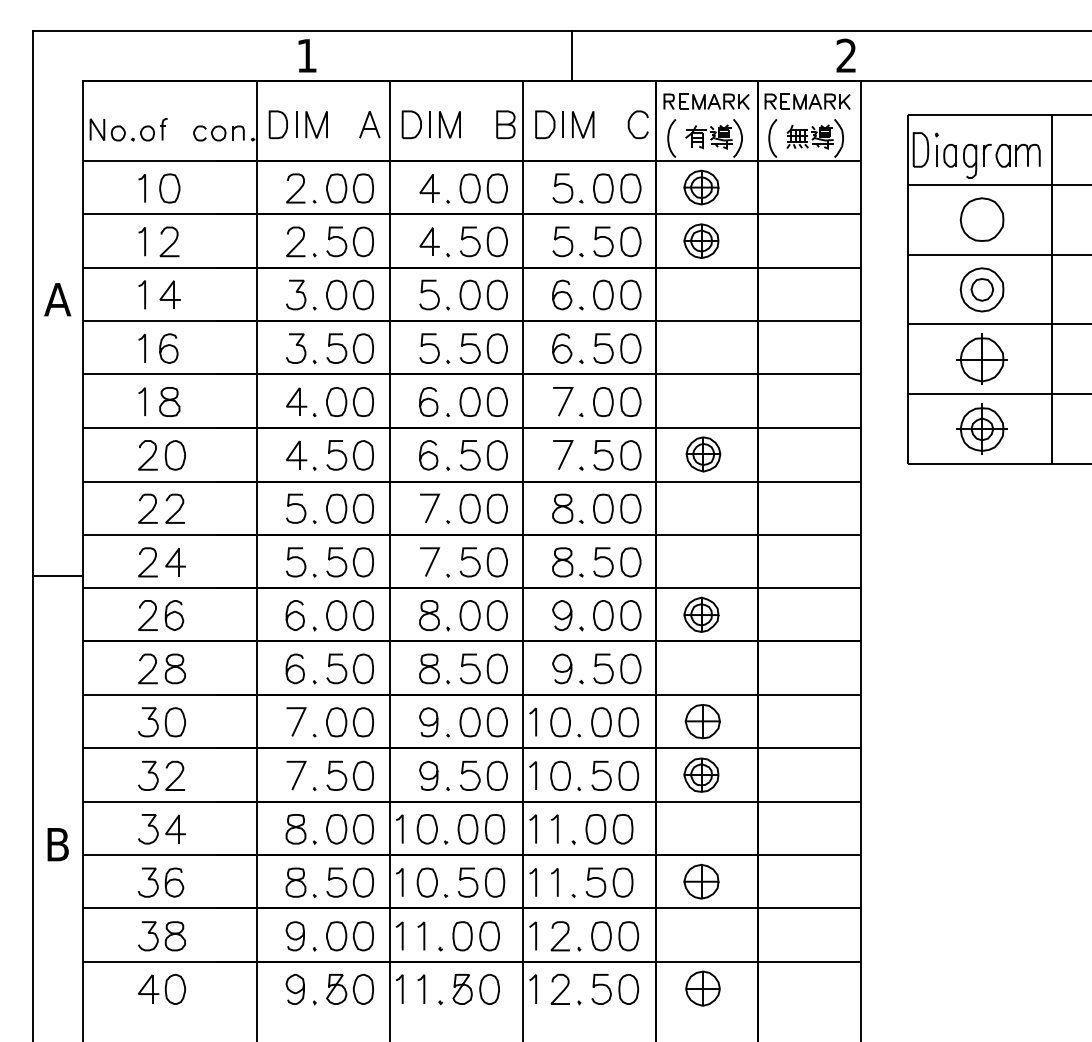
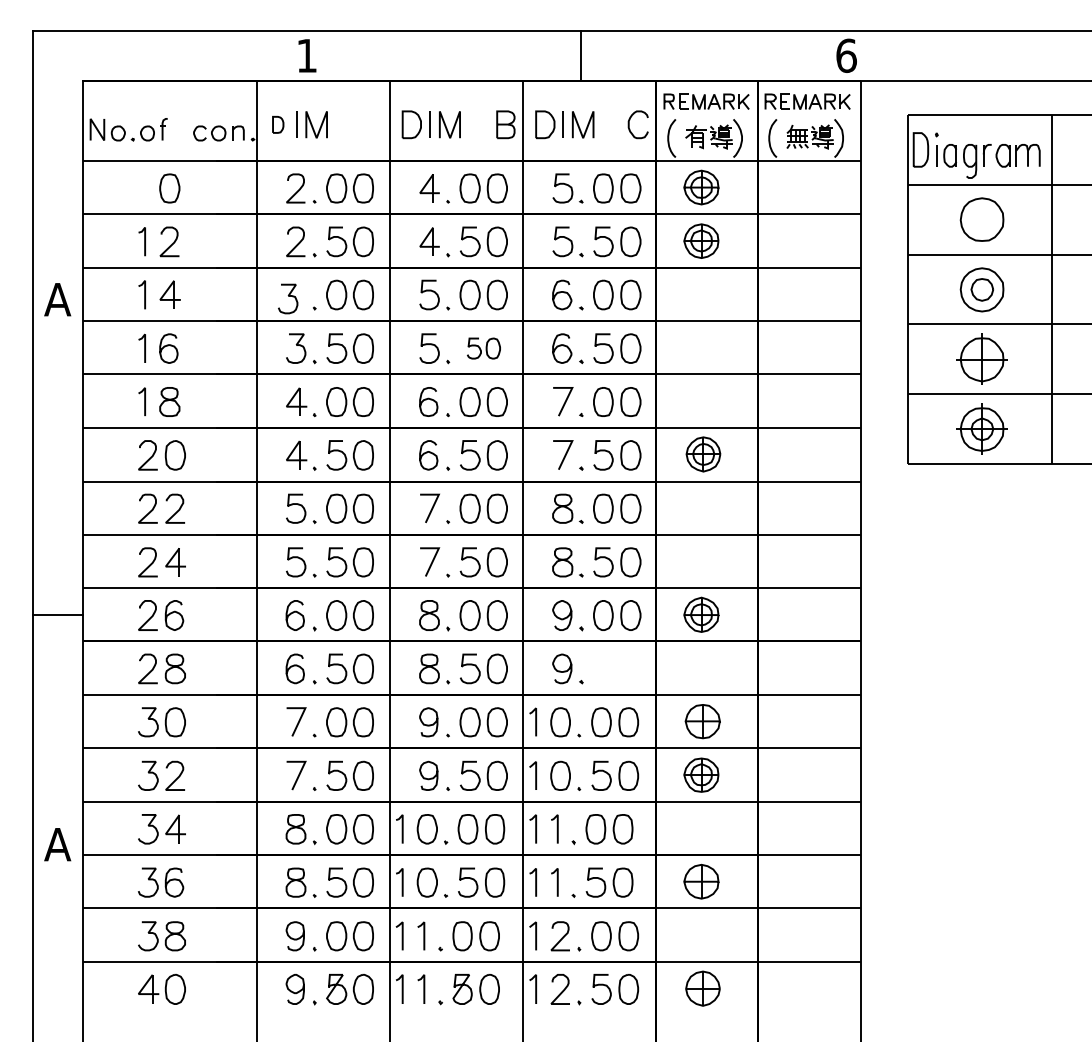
text: 2 -> 6 (846, 55)
line position: (572, 56) -> (581, 56) (581, 56)
part size: 20x30 px -> 13x18 px (278, 124)
part: present -> none (369, 124)
line: present -> none (144, 188)
curve position: (296, 292) -> (288, 296) (288, 296)
part size: 48x31 px -> 34x23 px (483, 348)
line position: (57, 576) -> (57, 615) (57, 615)
part: present -> none (617, 668)
text: B -> A (57, 844)
